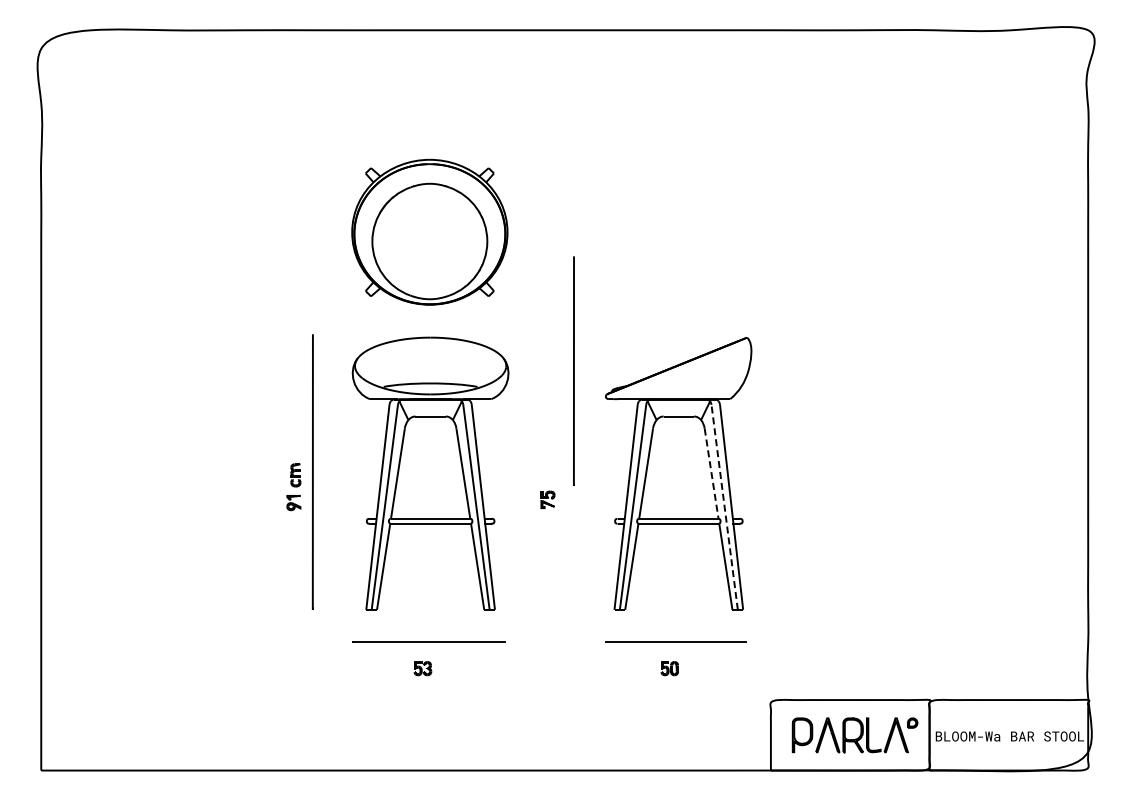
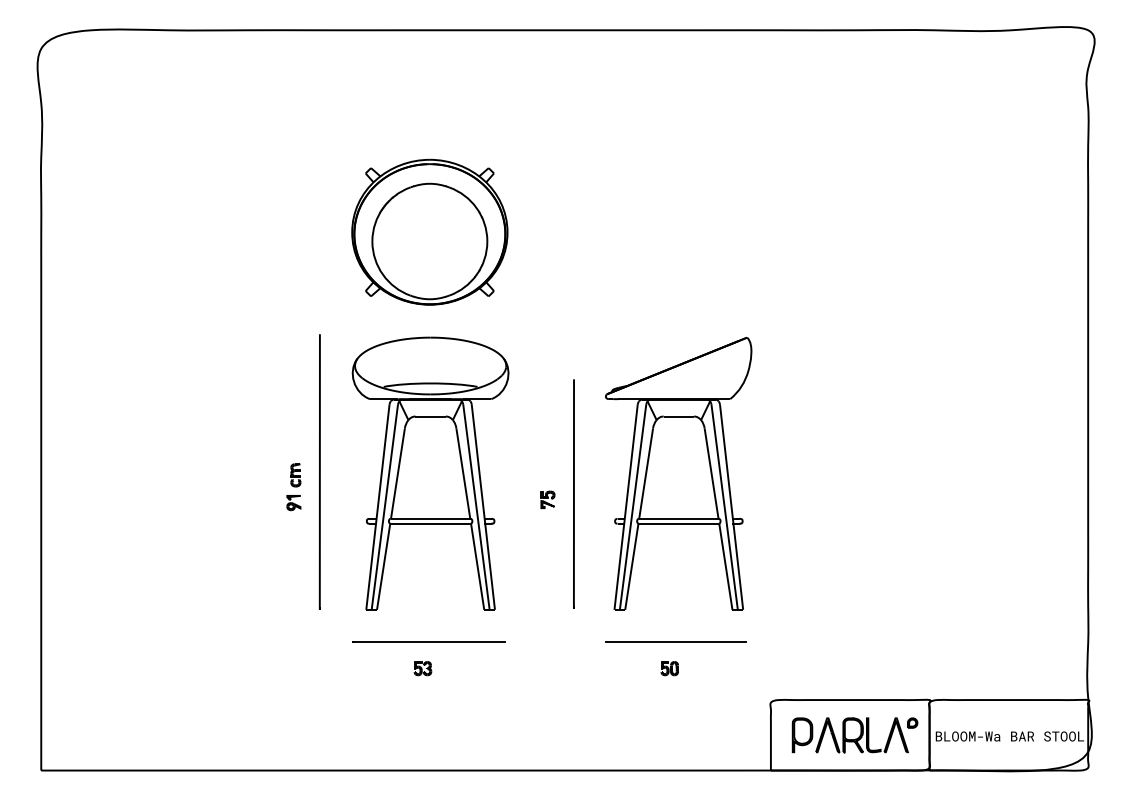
line position: (573, 370) -> (573, 493) (573, 493)
line position: (312, 471) -> (319, 471) (319, 471)
line: dashed -> solid (711, 473)
line: dashed -> solid (724, 506)
